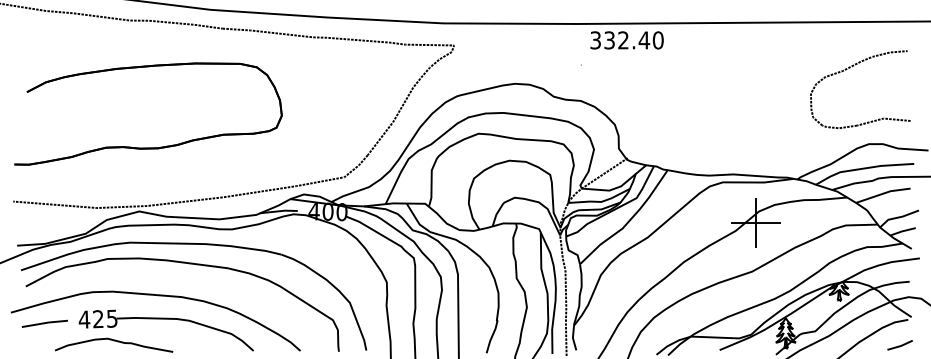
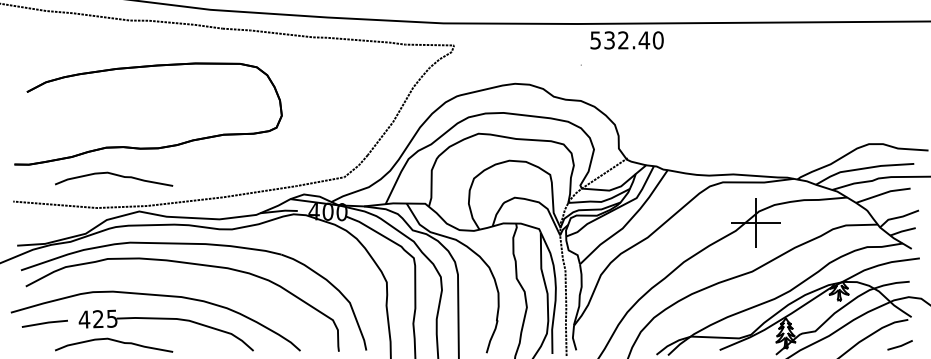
text: 332.40 -> 532.40 (595, 39)
part: present -> none (850, 68)
curve: none -> present (114, 175)
